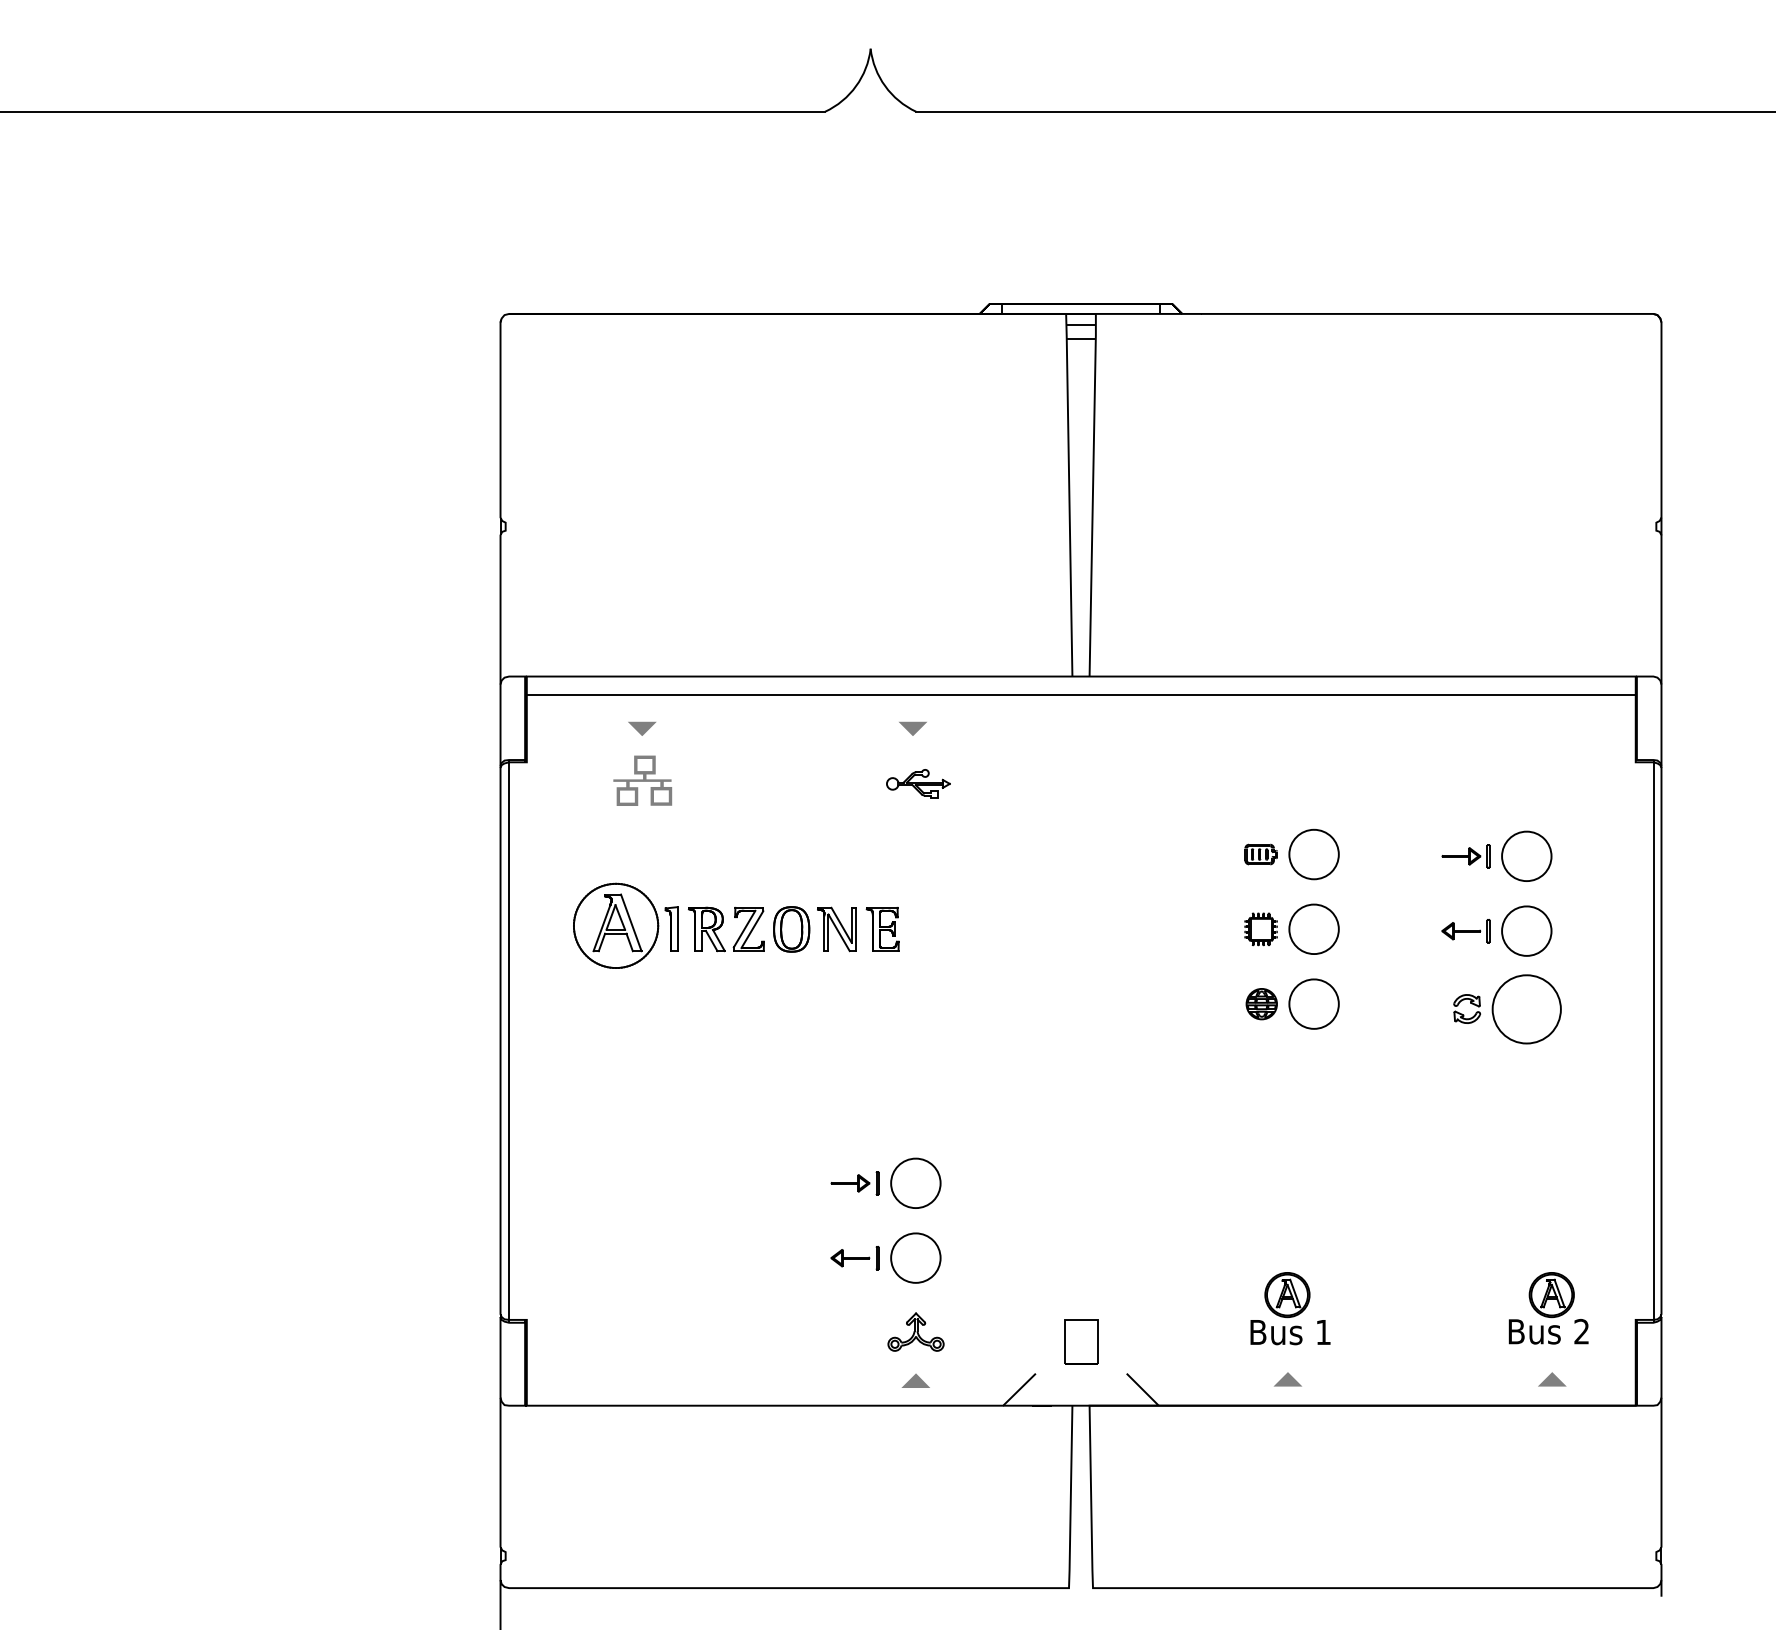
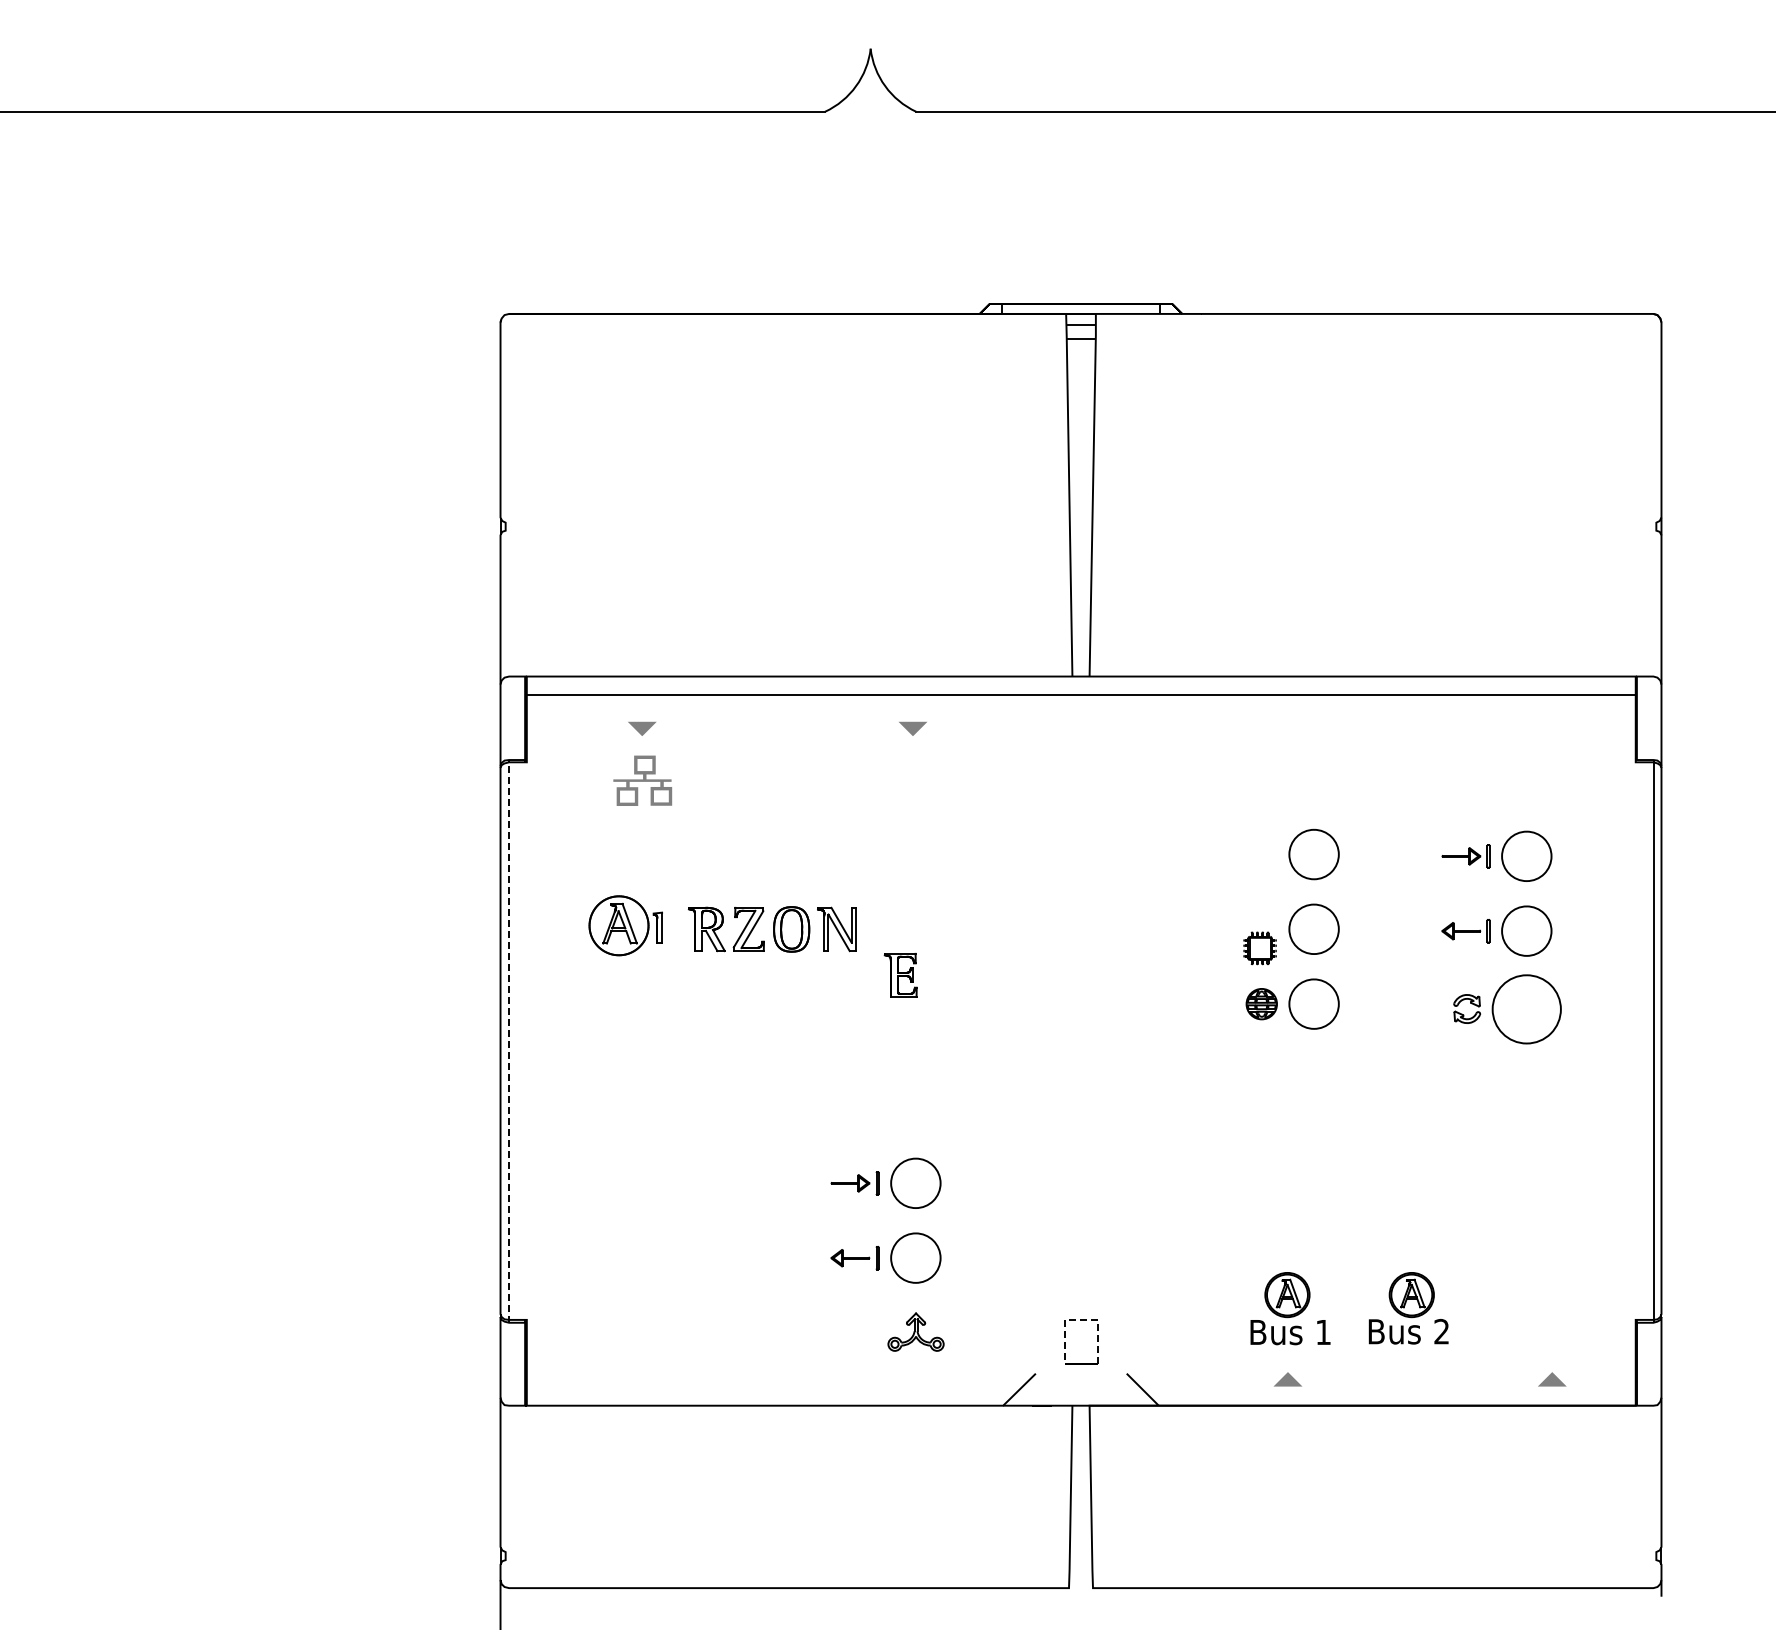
part: present -> none (918, 783)
part: present -> none (1260, 854)
part size: 106x87 px -> 75x62 px (625, 925)
part position: (882, 929) -> (900, 975) (900, 975)
part position: (1260, 929) -> (1259, 948) (1259, 948)
line: solid -> dashed (508, 1040)
part position: (1548, 1308) -> (1408, 1308) (1408, 1308)
line: solid -> dashed (1080, 1319)
fill: present -> none (915, 1380)
